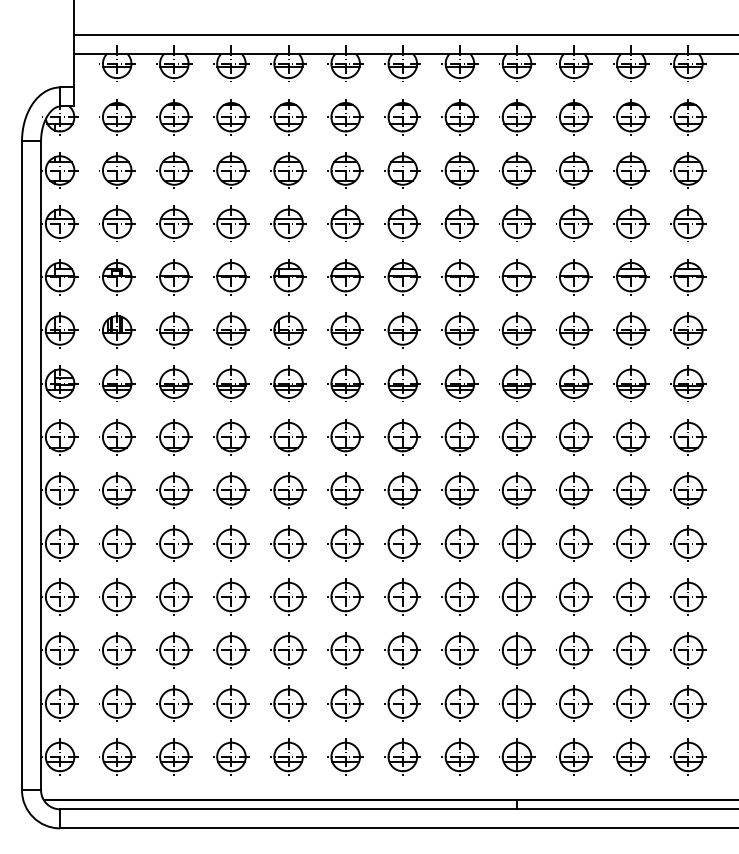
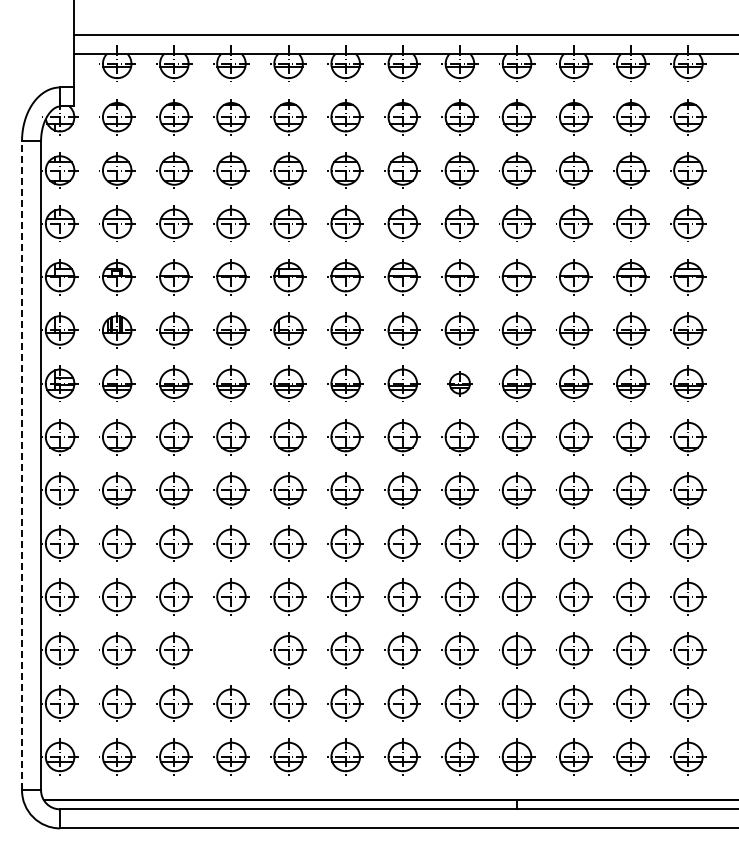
part size: 38x37 px -> 26x26 px (459, 383)
line: solid -> dashed (22, 465)
part: present -> none (231, 650)
